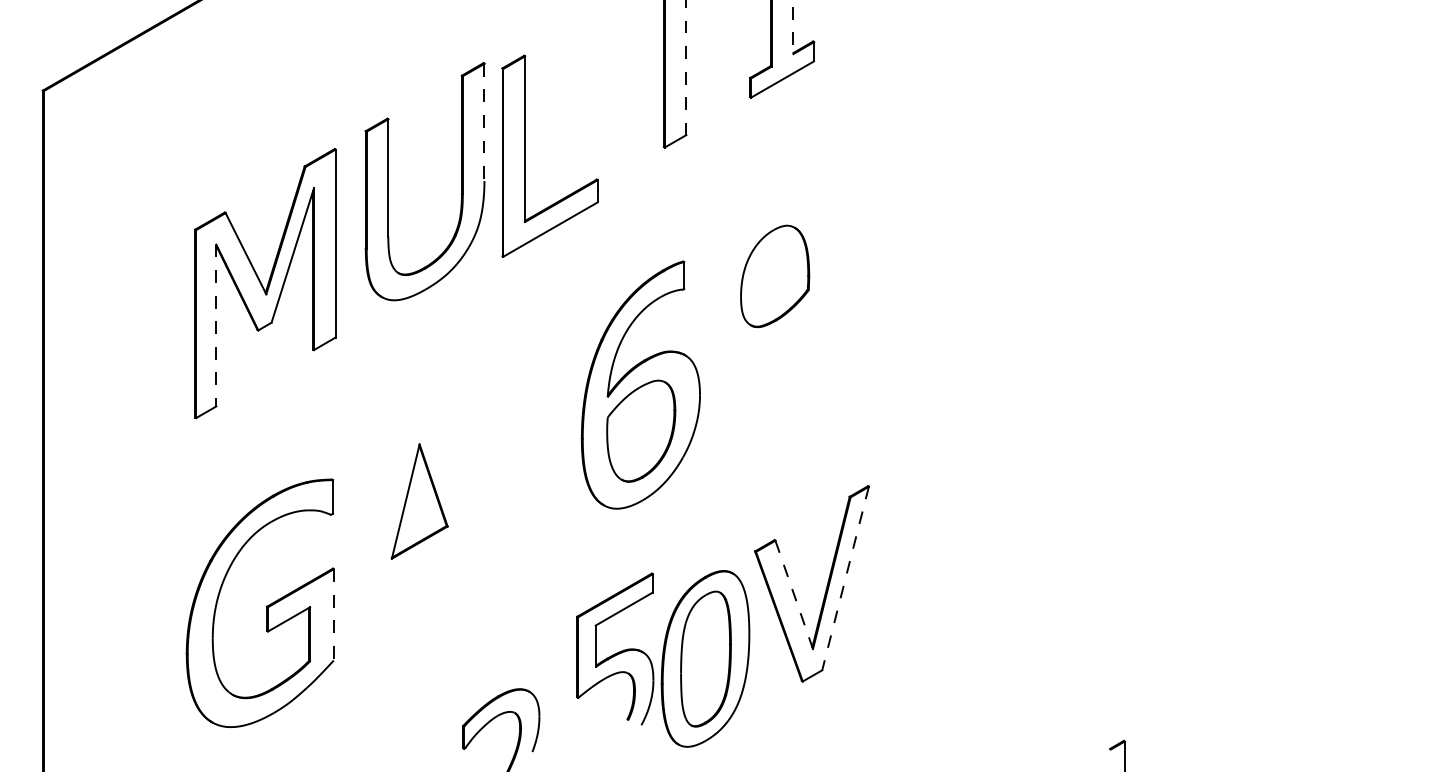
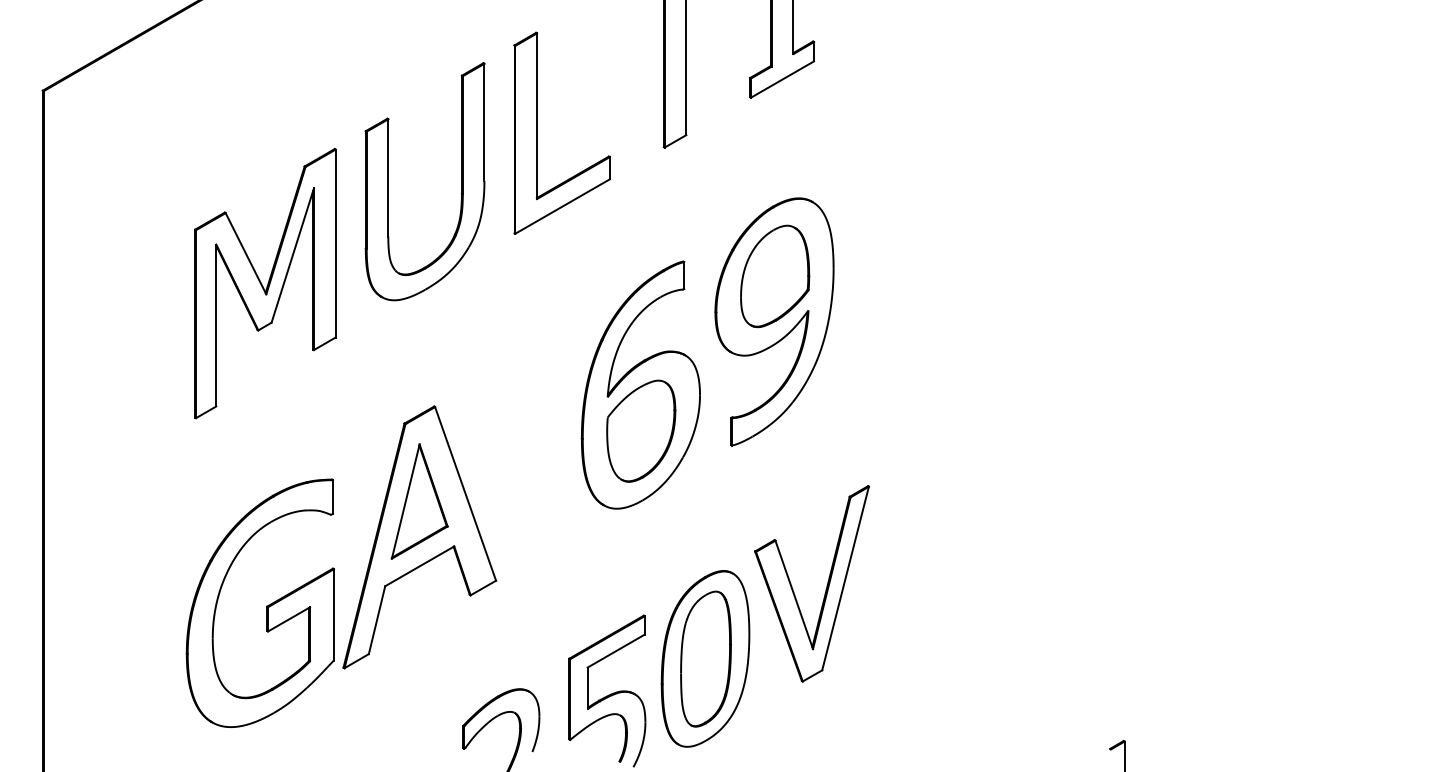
line: dashed -> solid (793, 27)
line: dashed -> solid (686, 68)
line: dashed -> solid (484, 122)
part position: (525, 155) -> (537, 132) (537, 132)
part: none -> present (774, 321)
line: dashed -> solid (216, 325)
part: none -> present (419, 537)
line: dashed -> solid (845, 578)
line: dashed -> solid (794, 595)
line: dashed -> solid (333, 614)
part position: (615, 648) -> (607, 690) (607, 690)
